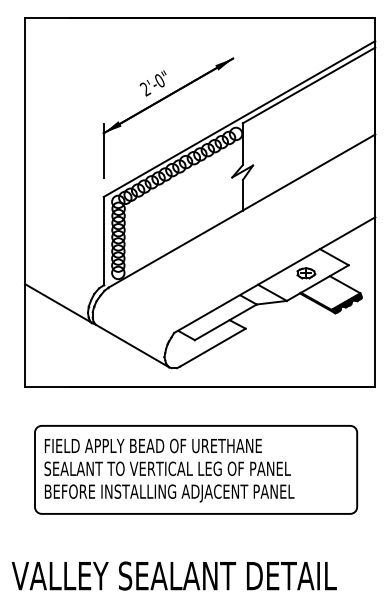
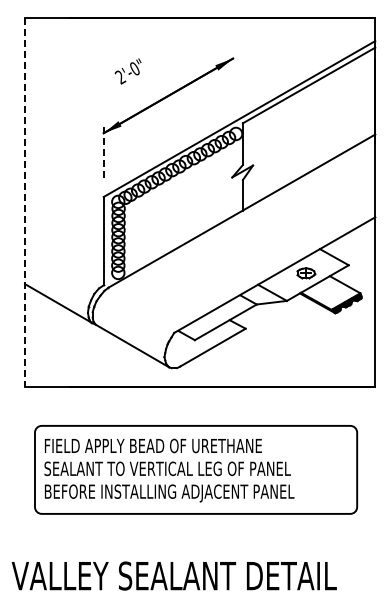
text position: (152, 83) -> (127, 71) (127, 71)
line: solid -> dashed (103, 151)
line: solid -> dashed (25, 202)
